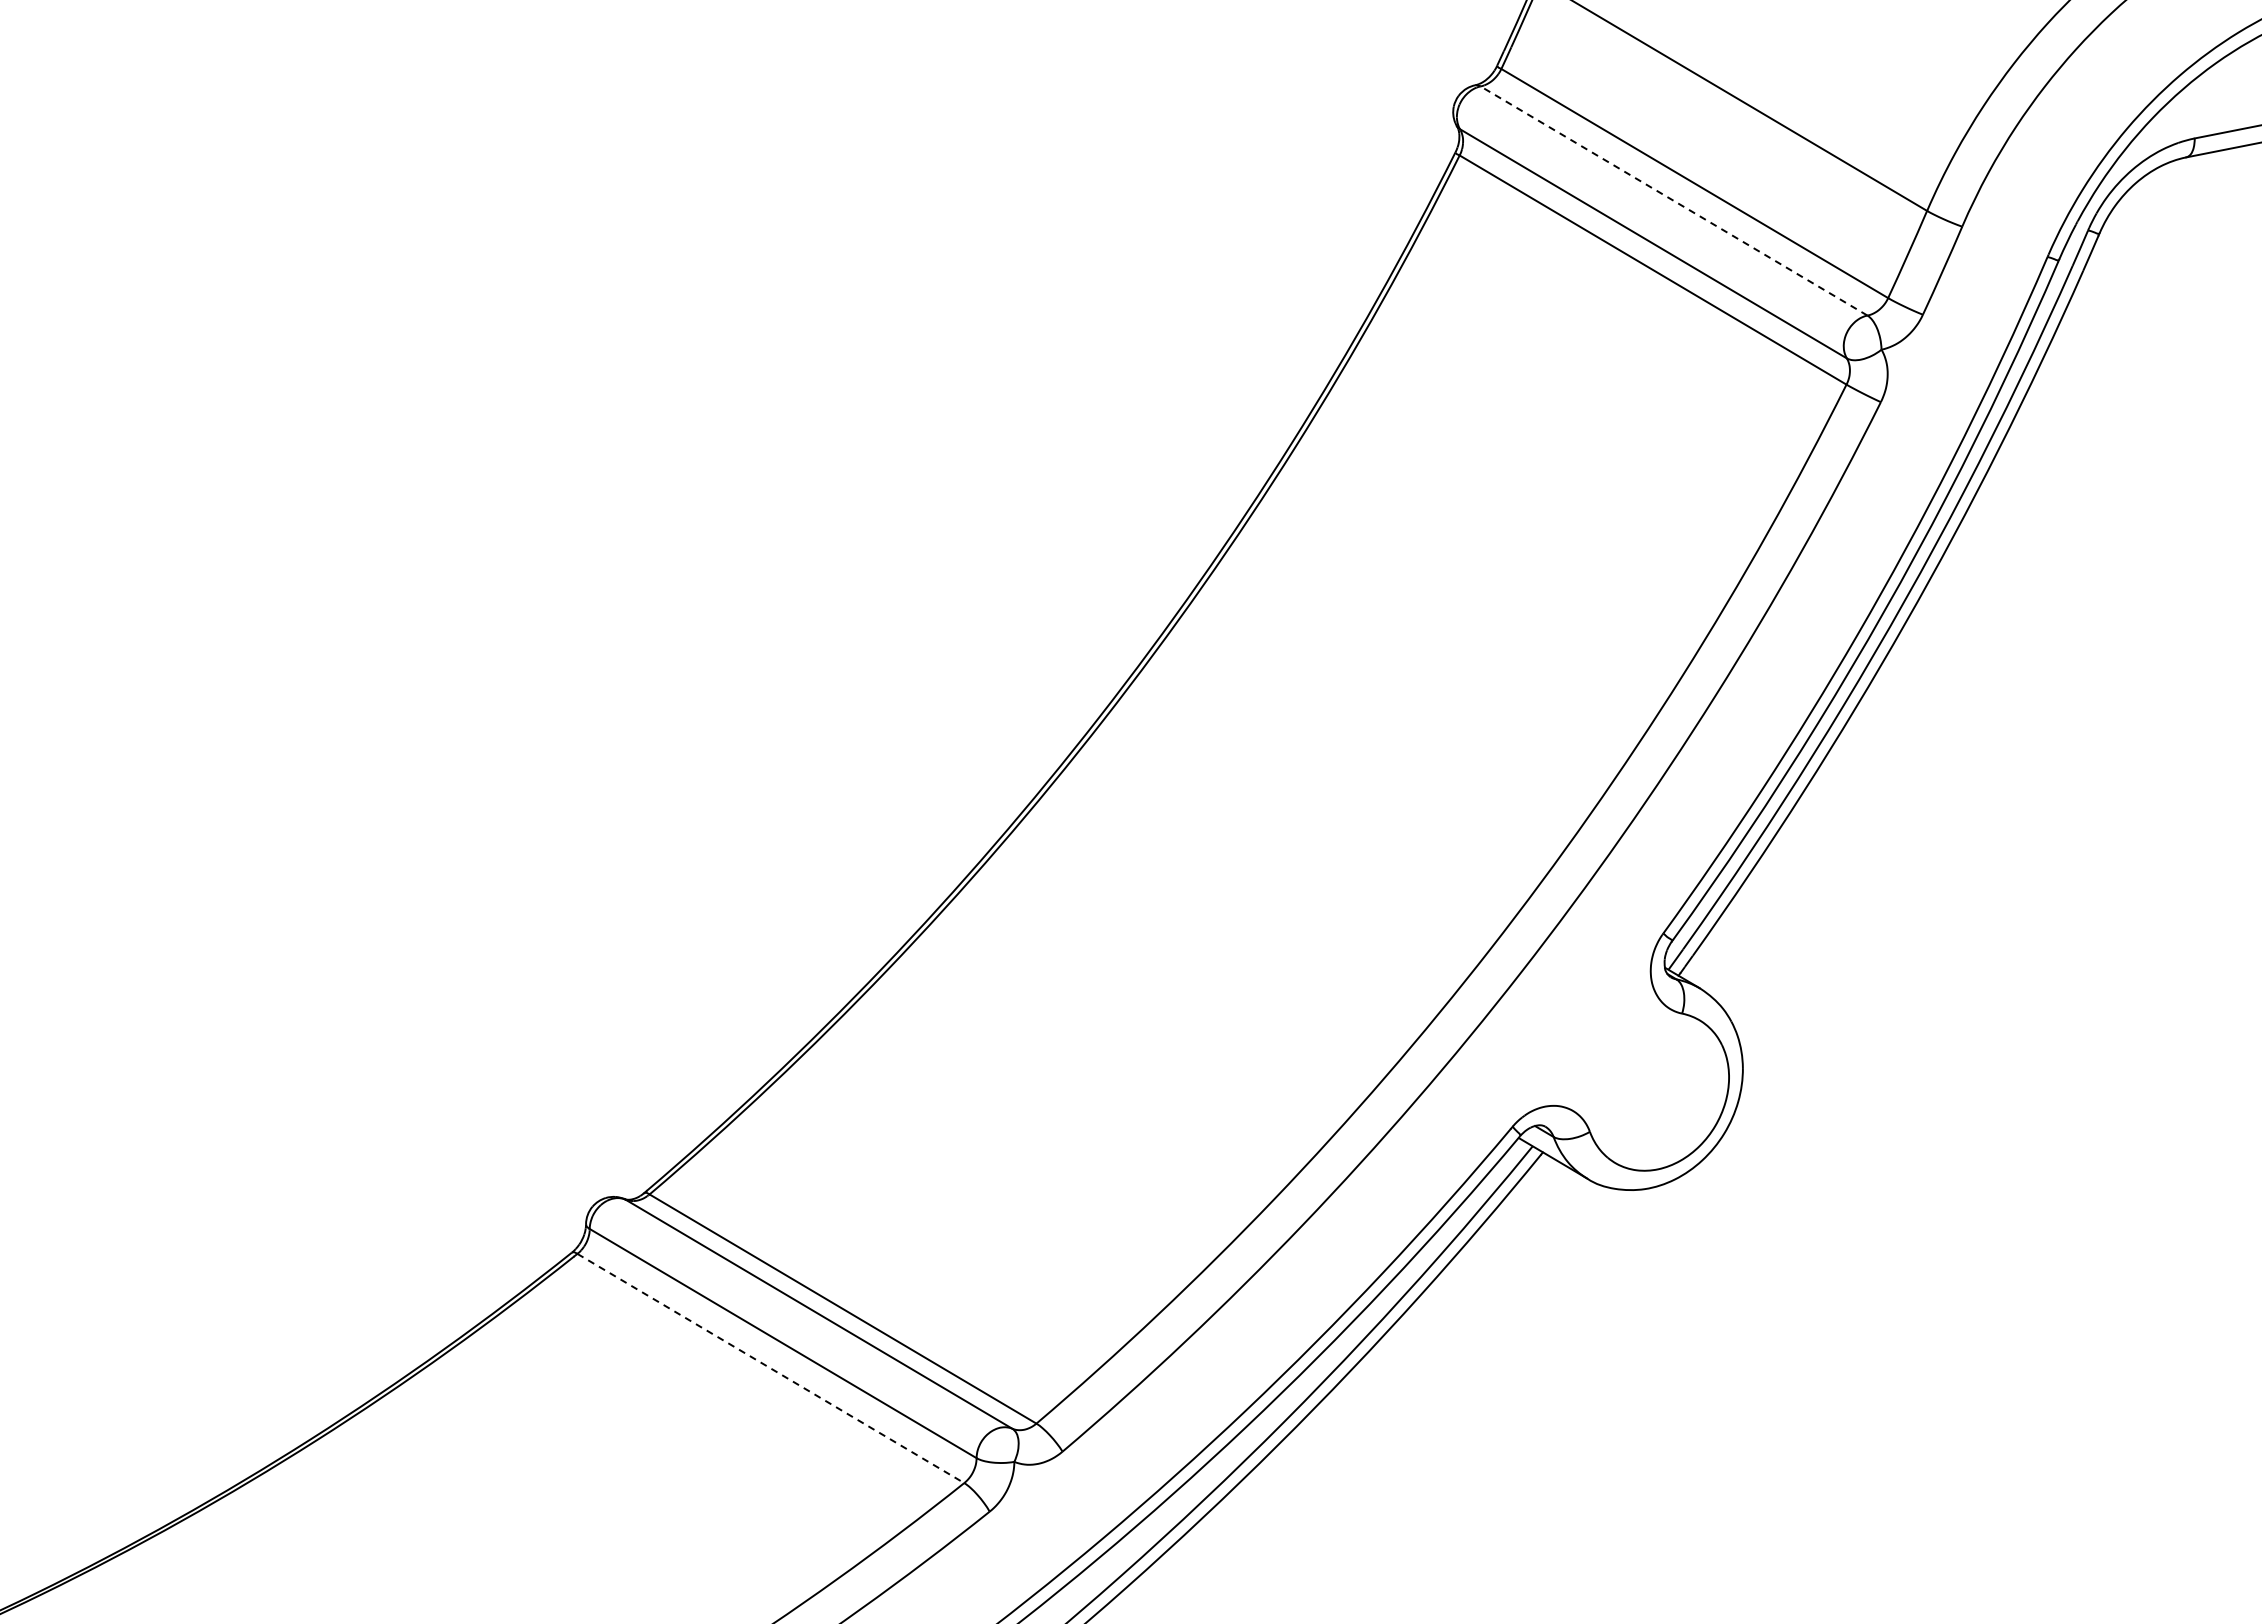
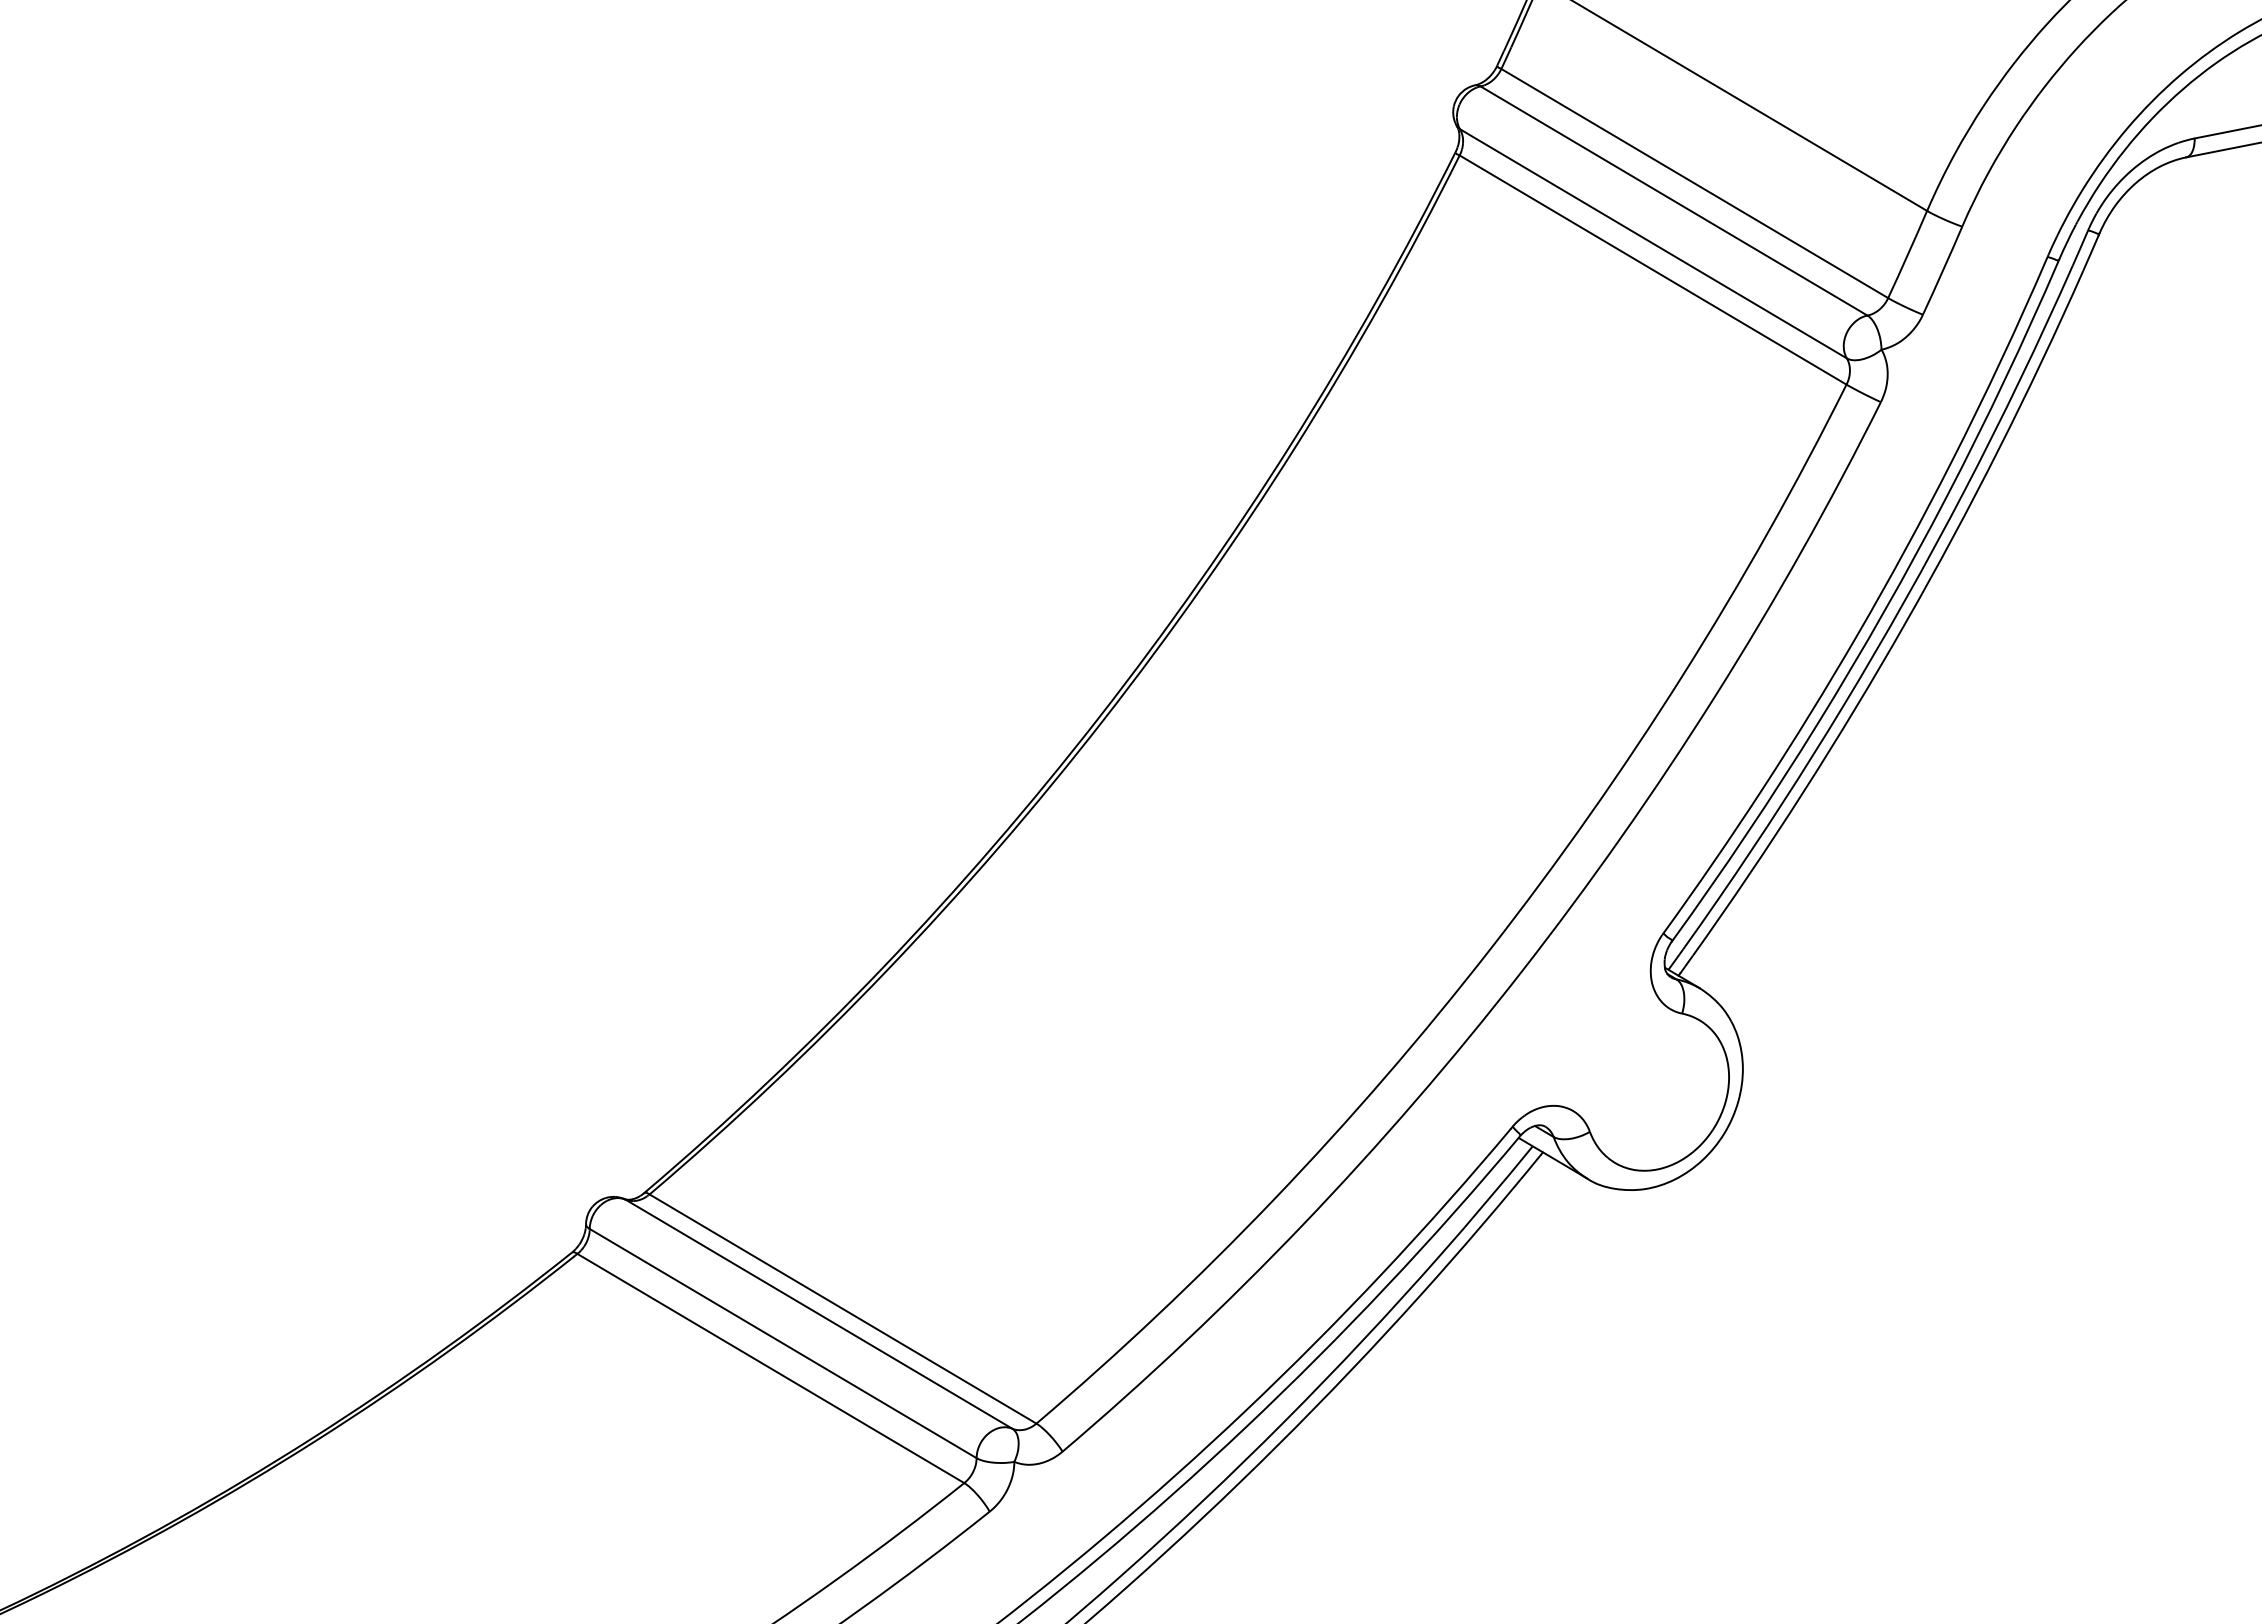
line: dashed -> solid (1674, 201)
line: dashed -> solid (770, 1368)
